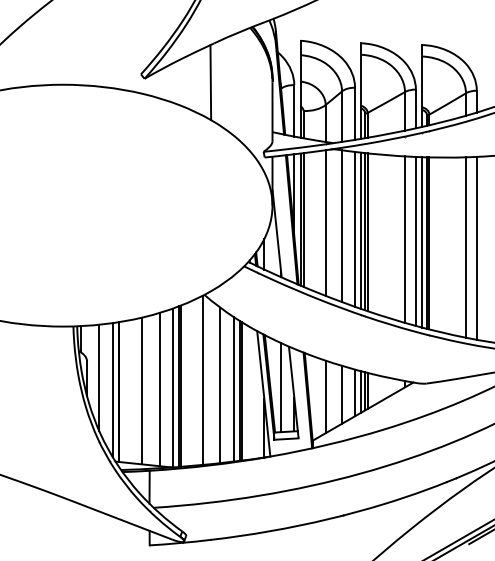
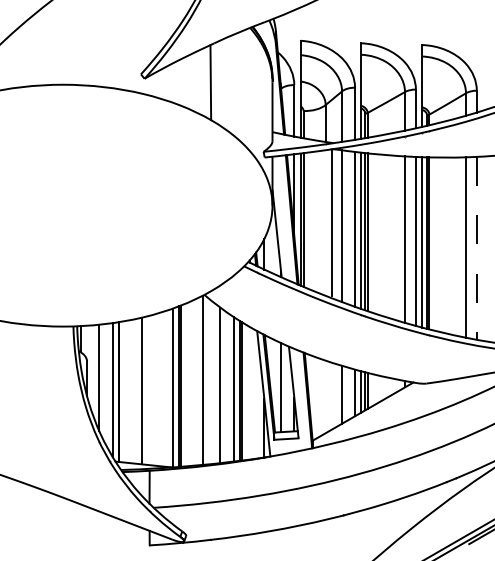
line position: (325, 222) -> (331, 222) (331, 222)
line: solid -> dashed (476, 248)
line: present -> none (159, 389)
line: present -> none (325, 396)
